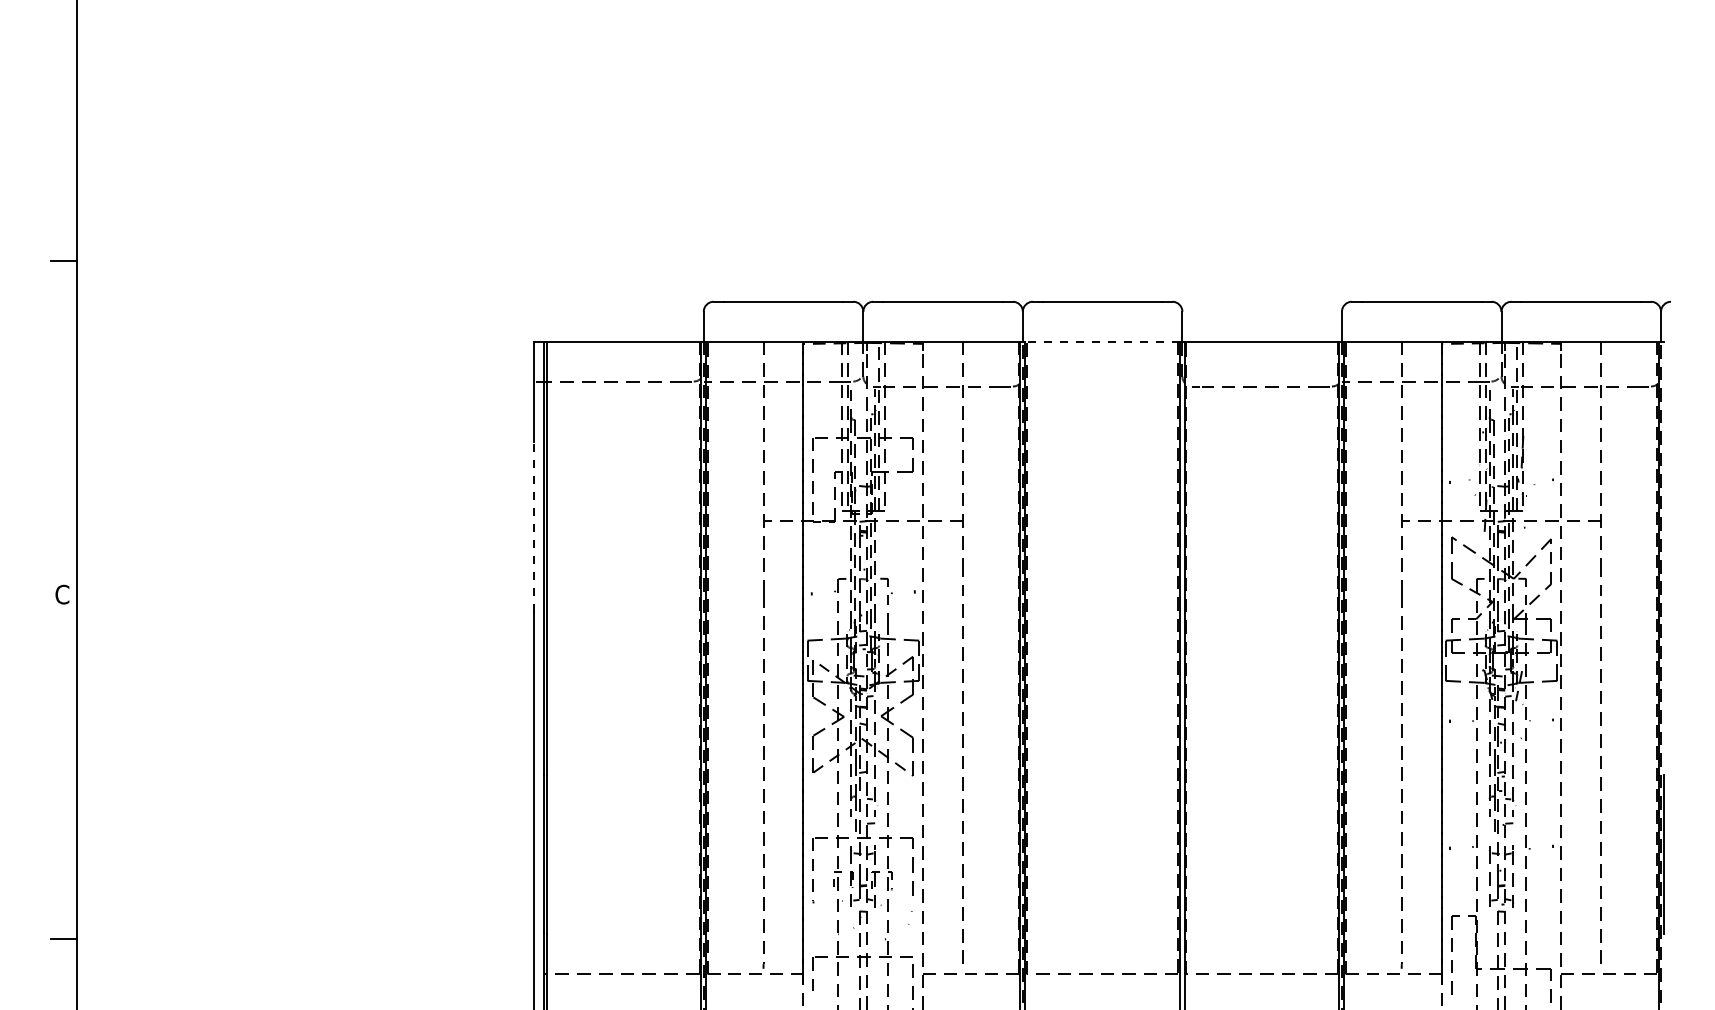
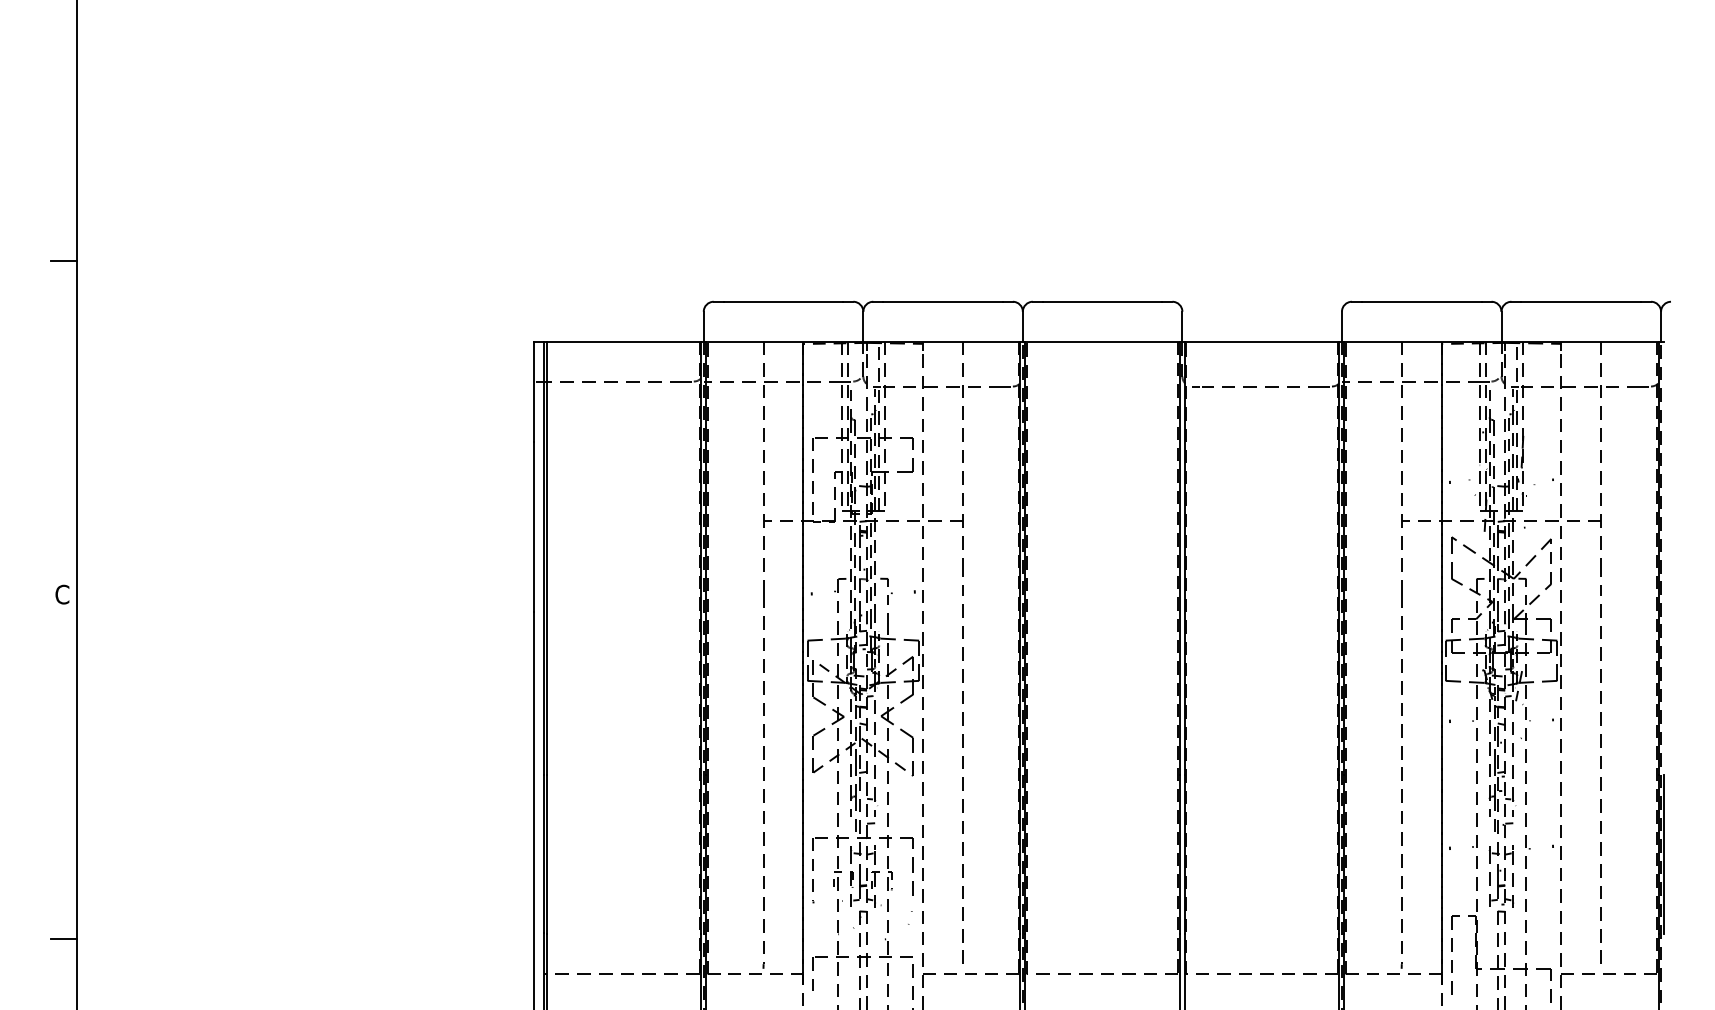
line: dashed -> solid (1102, 341)
line: dashed -> solid (534, 527)
